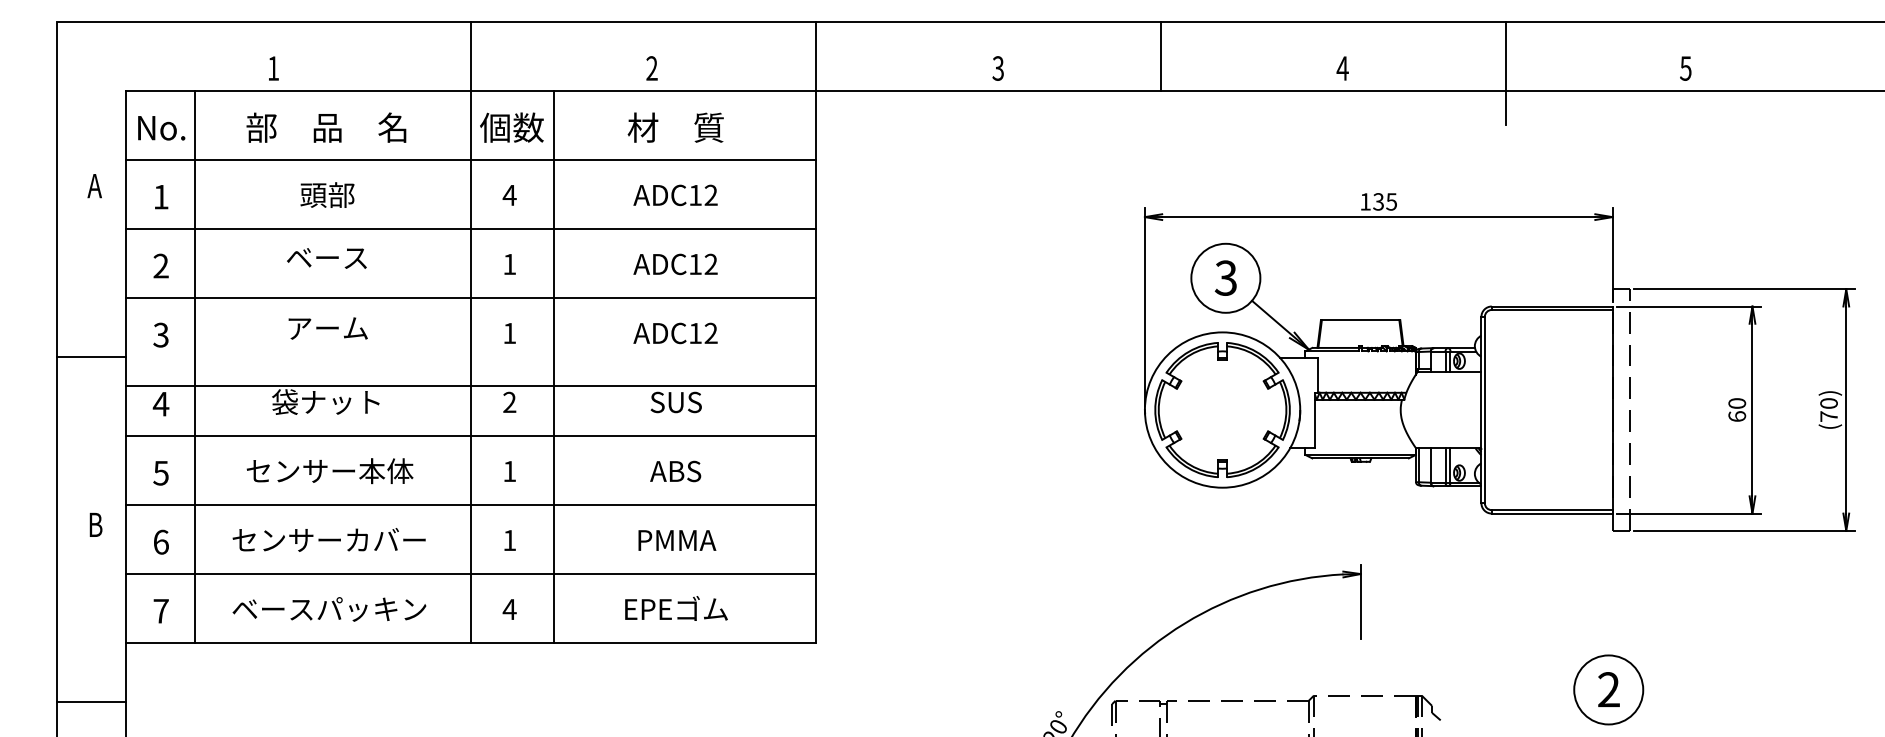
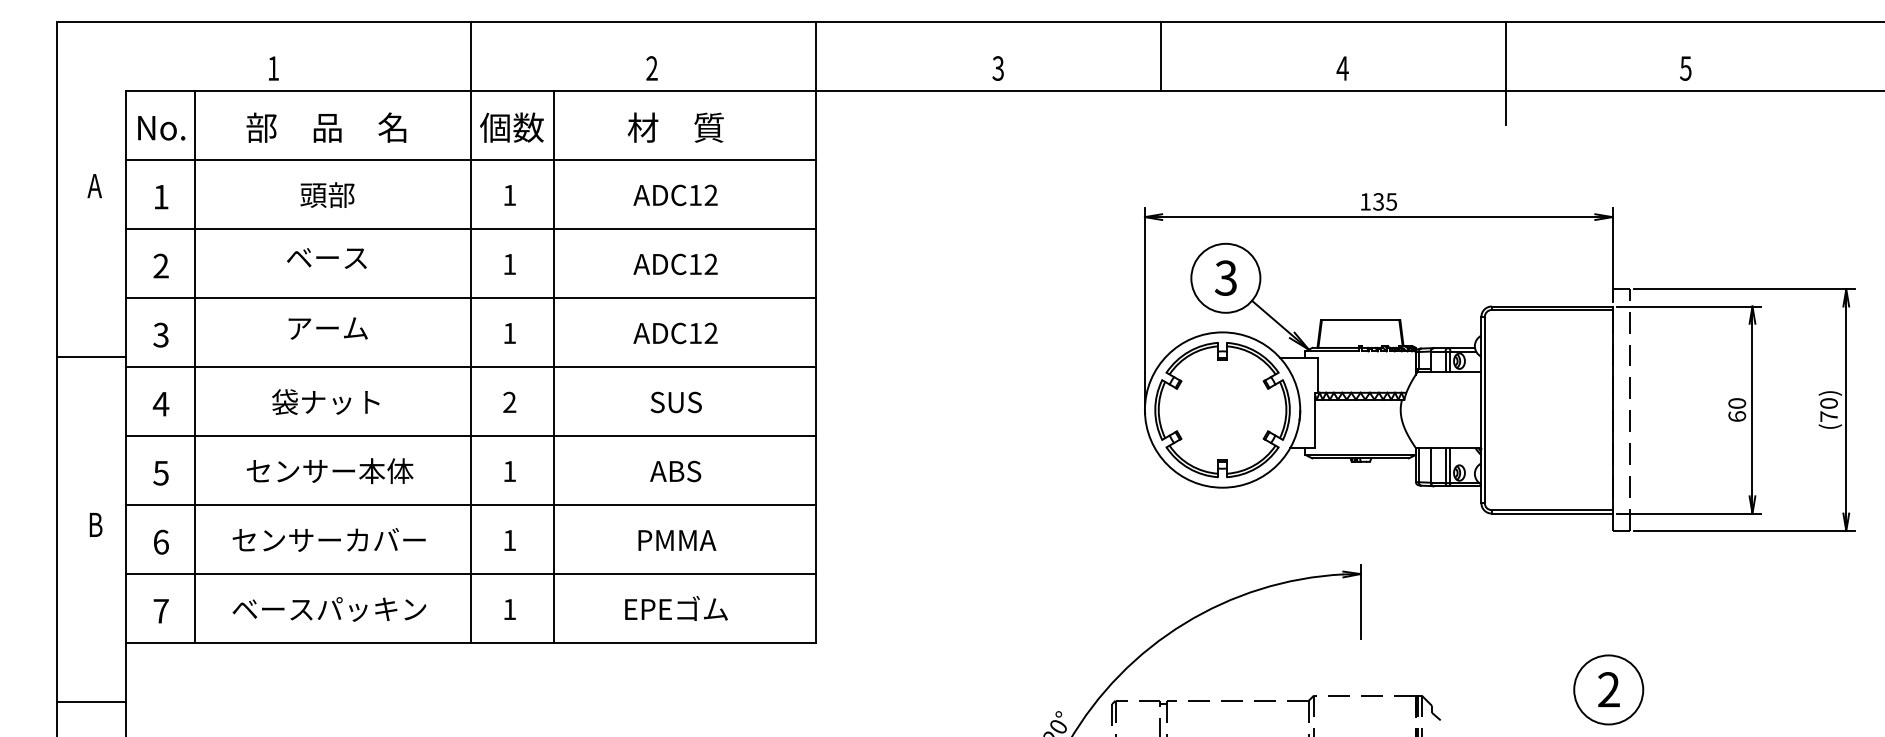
text: 4 -> 1 (509, 195)
line position: (470, 386) -> (470, 367) (470, 367)
text: 4 -> 1 (509, 609)
